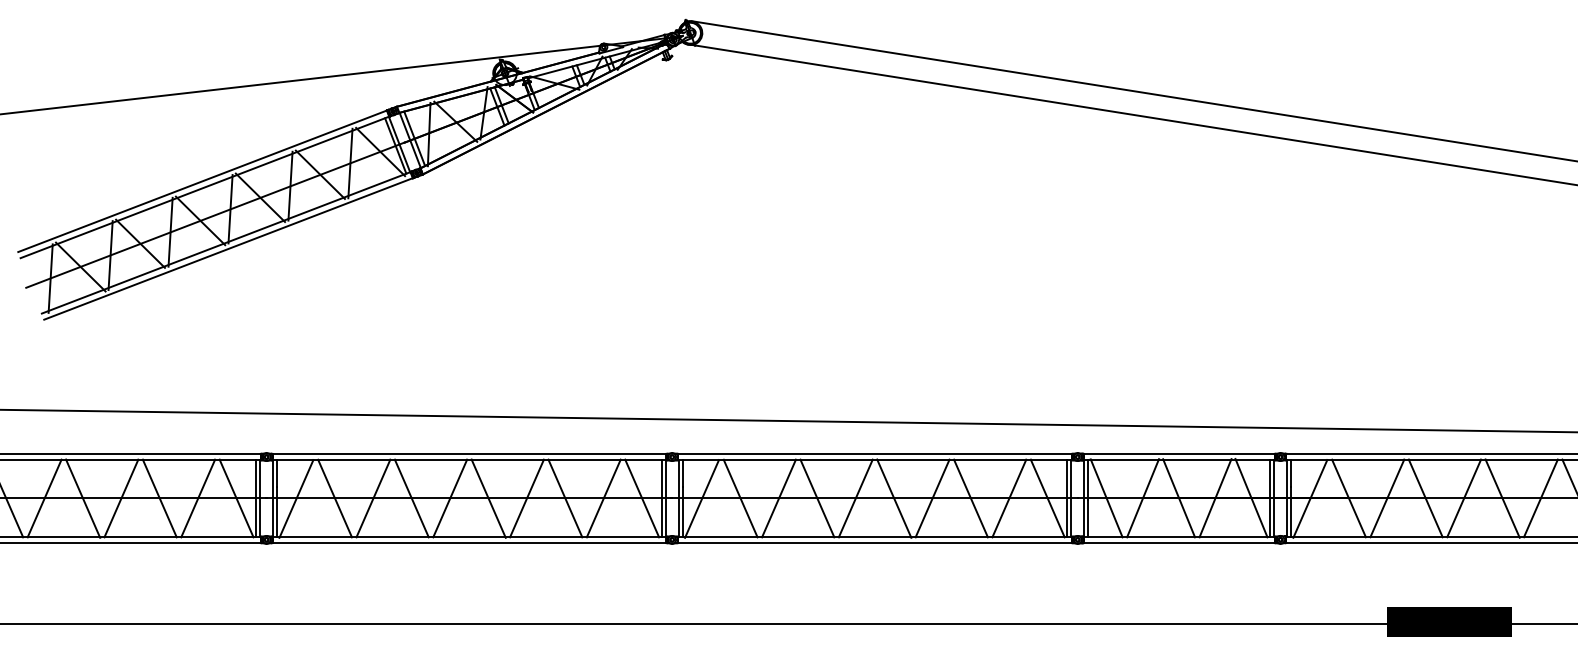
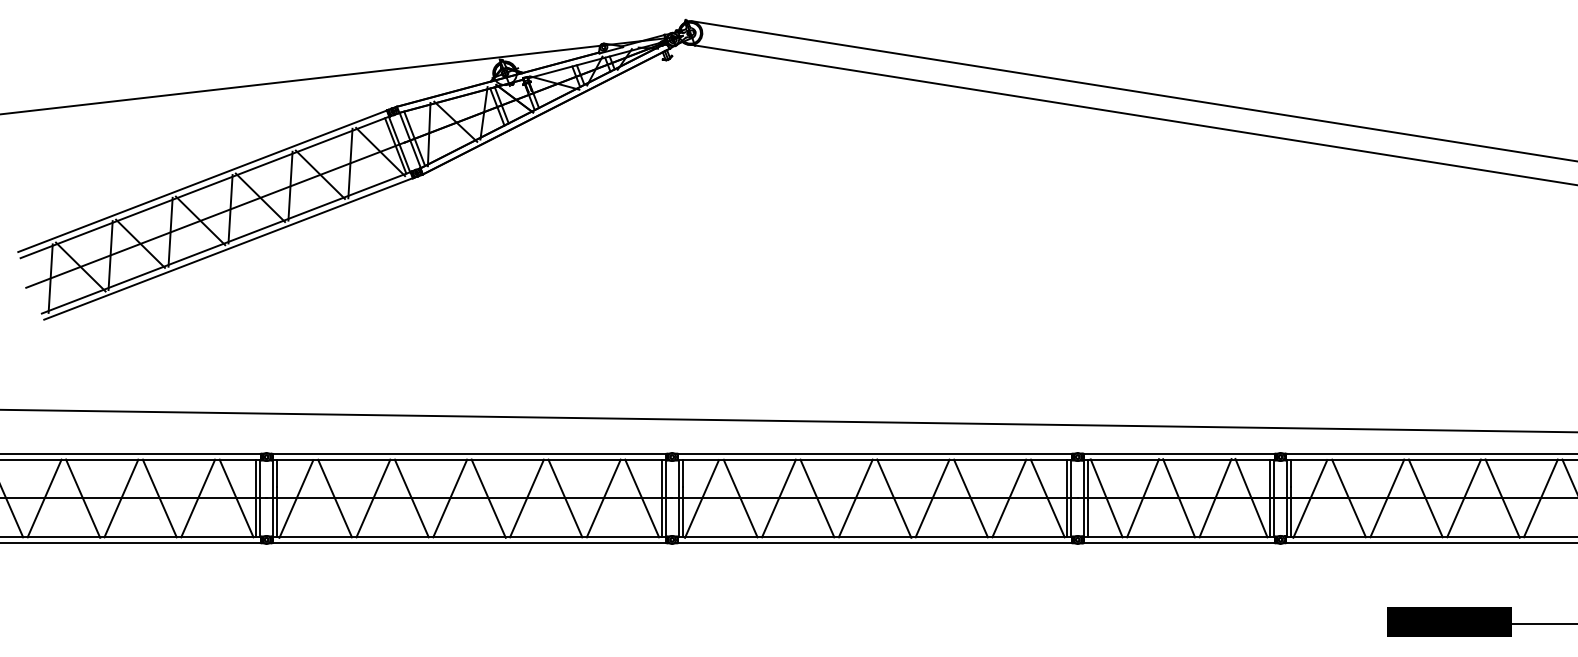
line: present -> none (701, 623)
